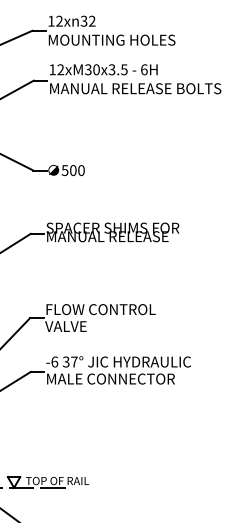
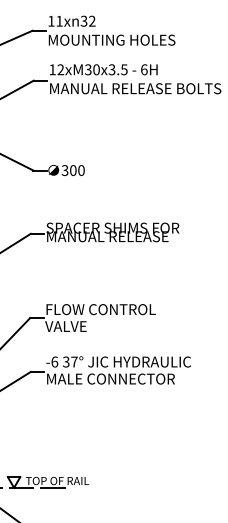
text: 12x -> 11x (59, 20)
text: 500 -> 300 (65, 170)
